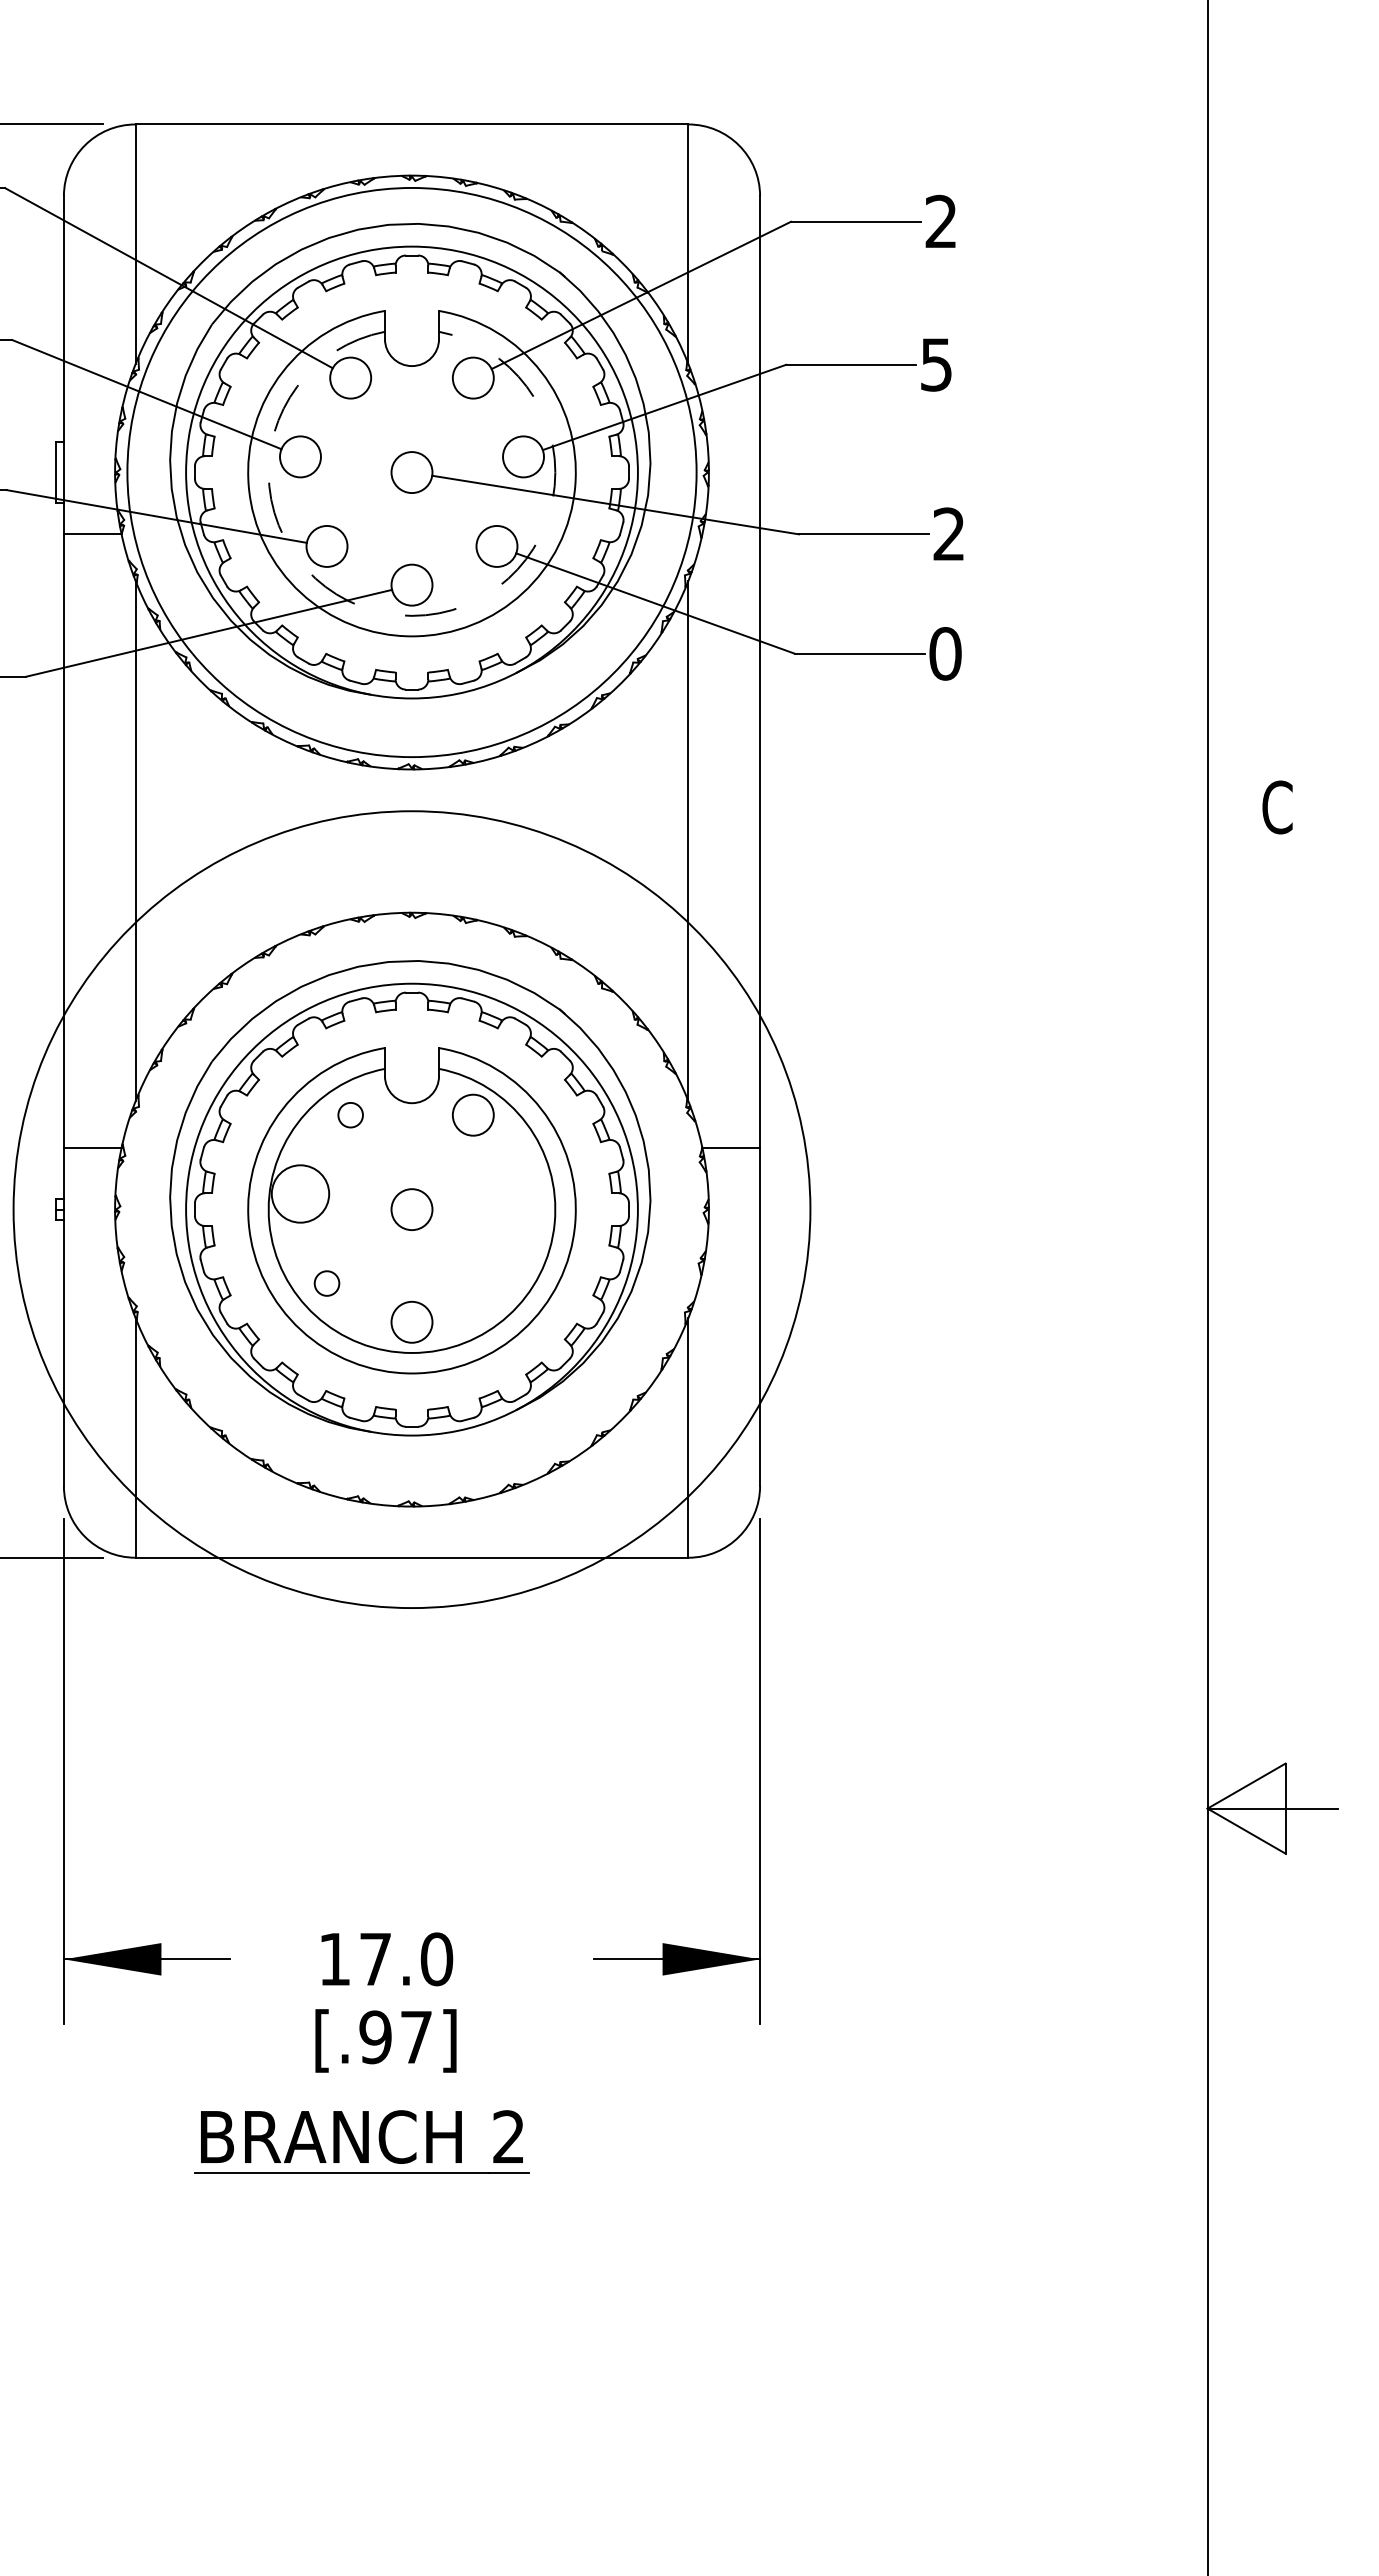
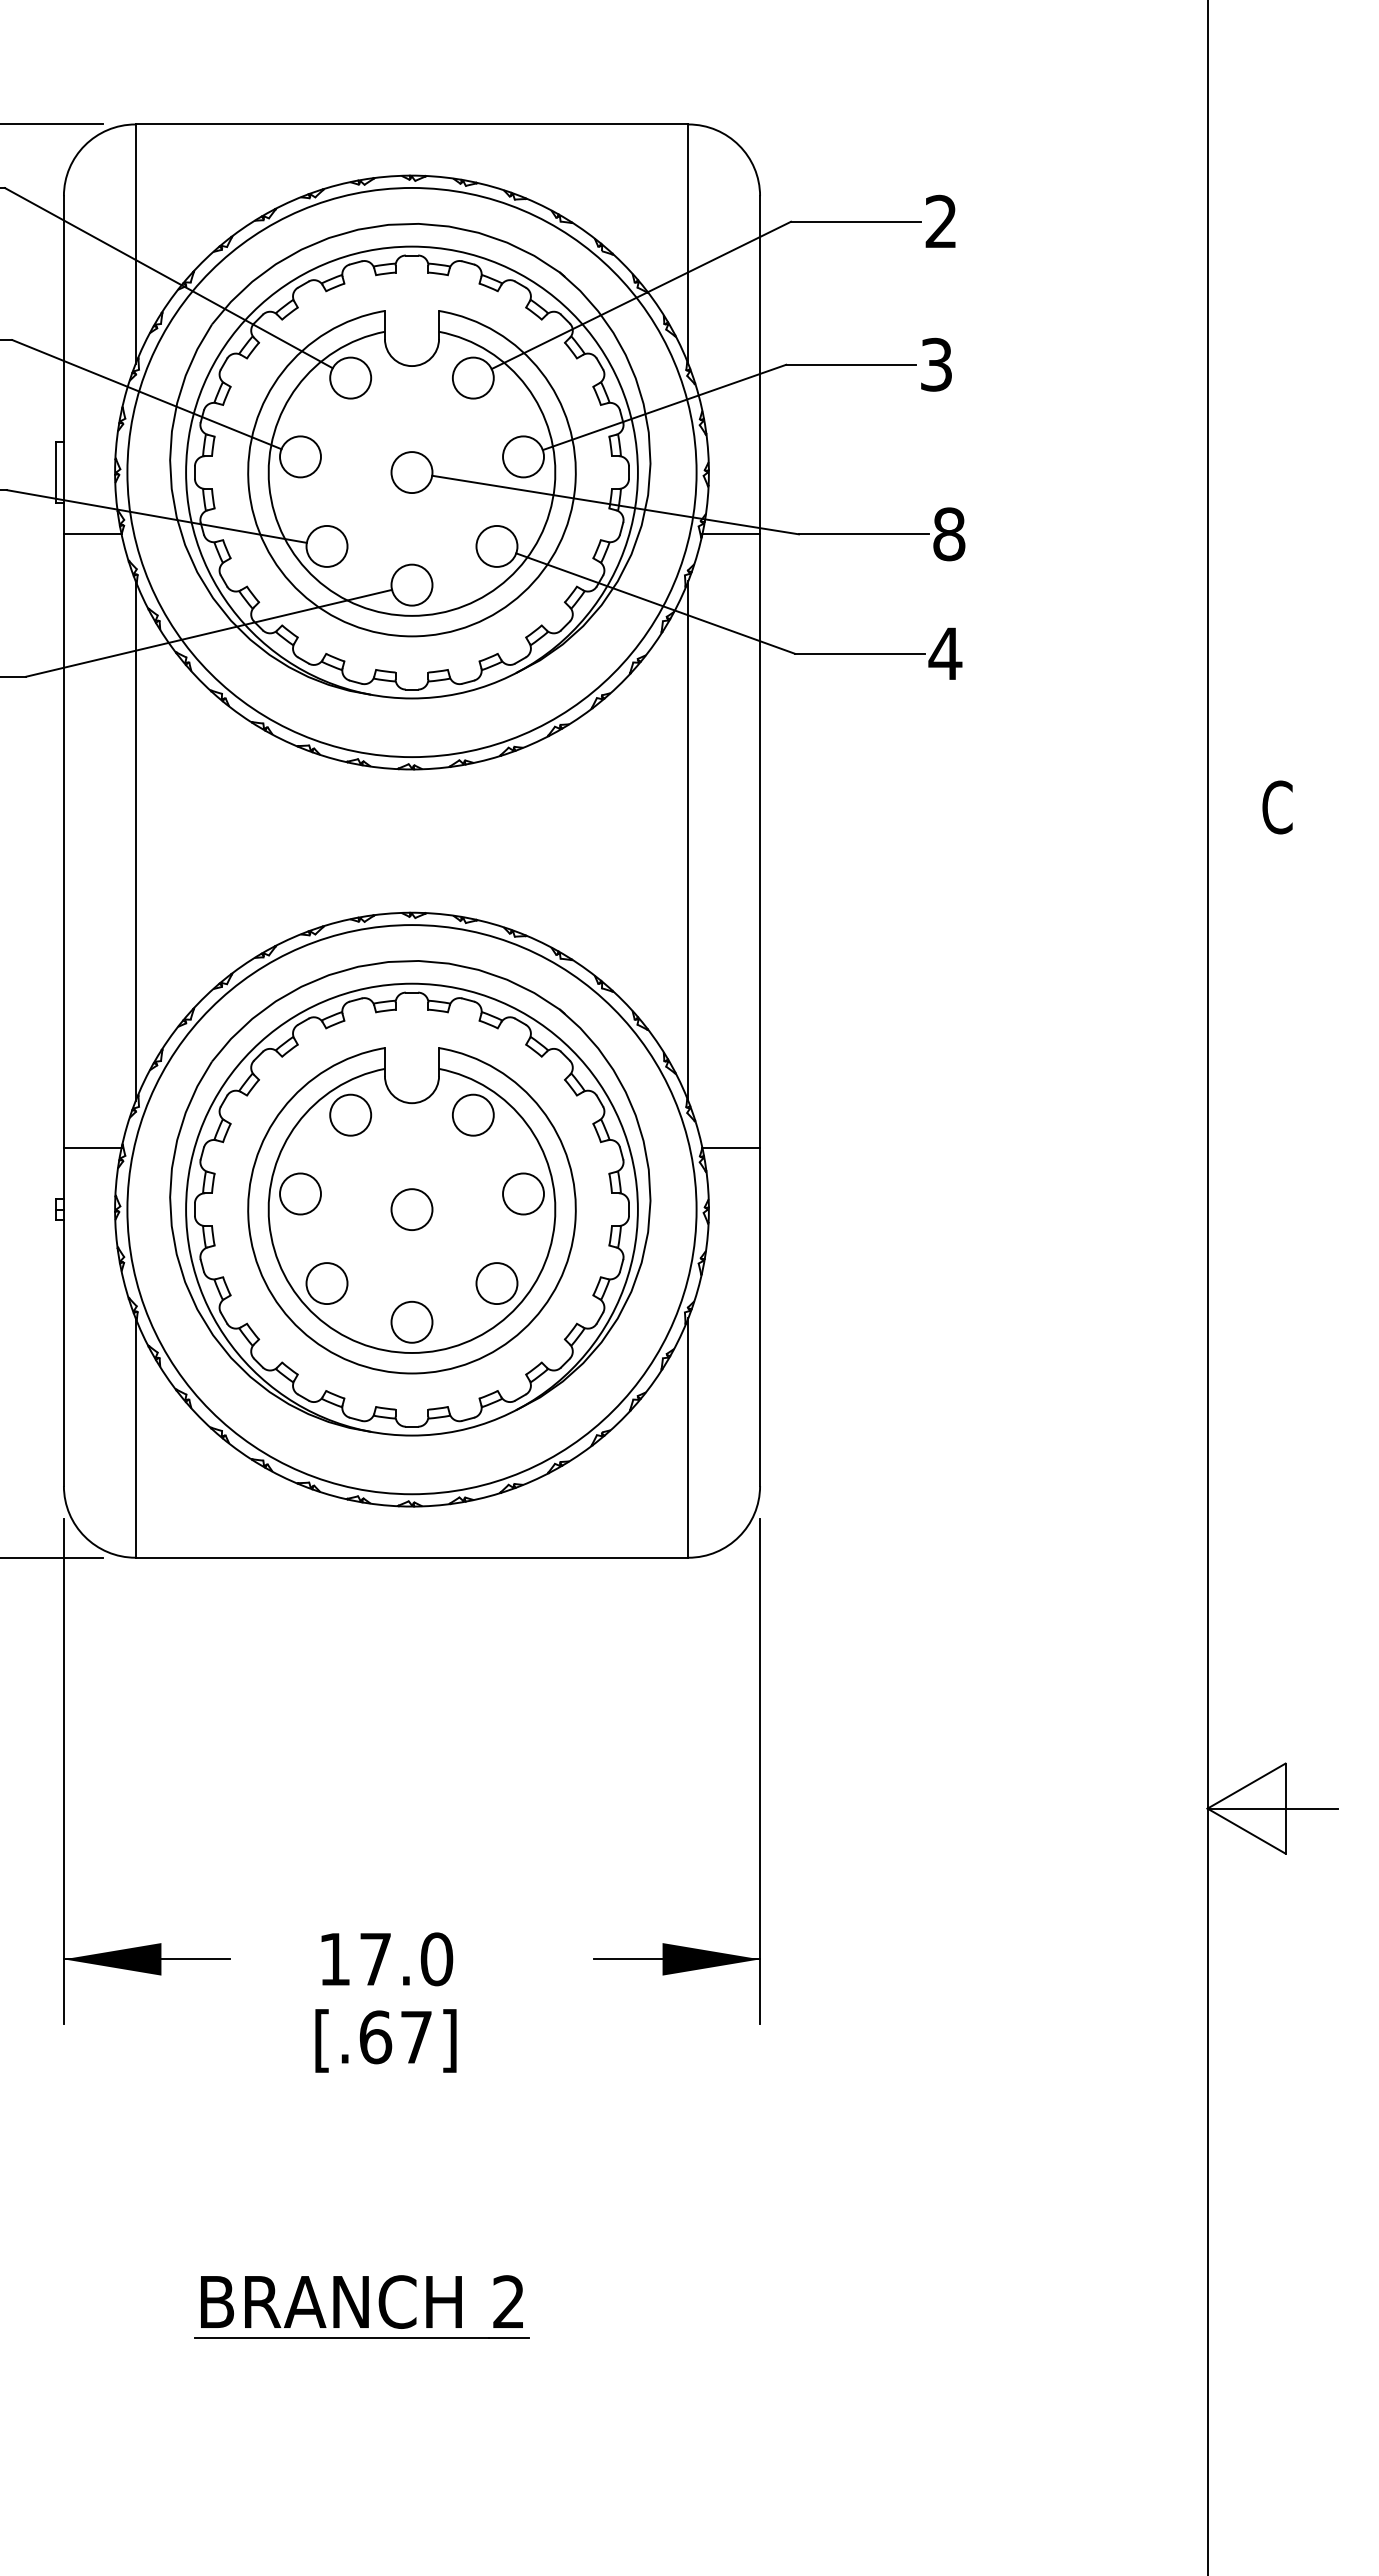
text: 5 -> 3 (936, 364)
line: none -> present (731, 533)
text: 2 -> 8 (949, 534)
arc: dashed -> solid (412, 615)
text: 0 -> 4 (945, 653)
circle diameter: 25 px -> 41 px (350, 1114)
circle diameter: 57 px -> 41 px (300, 1193)
circle: none -> present (523, 1193)
circle diameter: 797 px -> 569 px (411, 1209)
circle diameter: 25 px -> 41 px (326, 1283)
circle: none -> present (496, 1283)
text: [.97] -> [.67] (375, 2037)
part position: (361, 2141) -> (361, 2306) (361, 2306)
